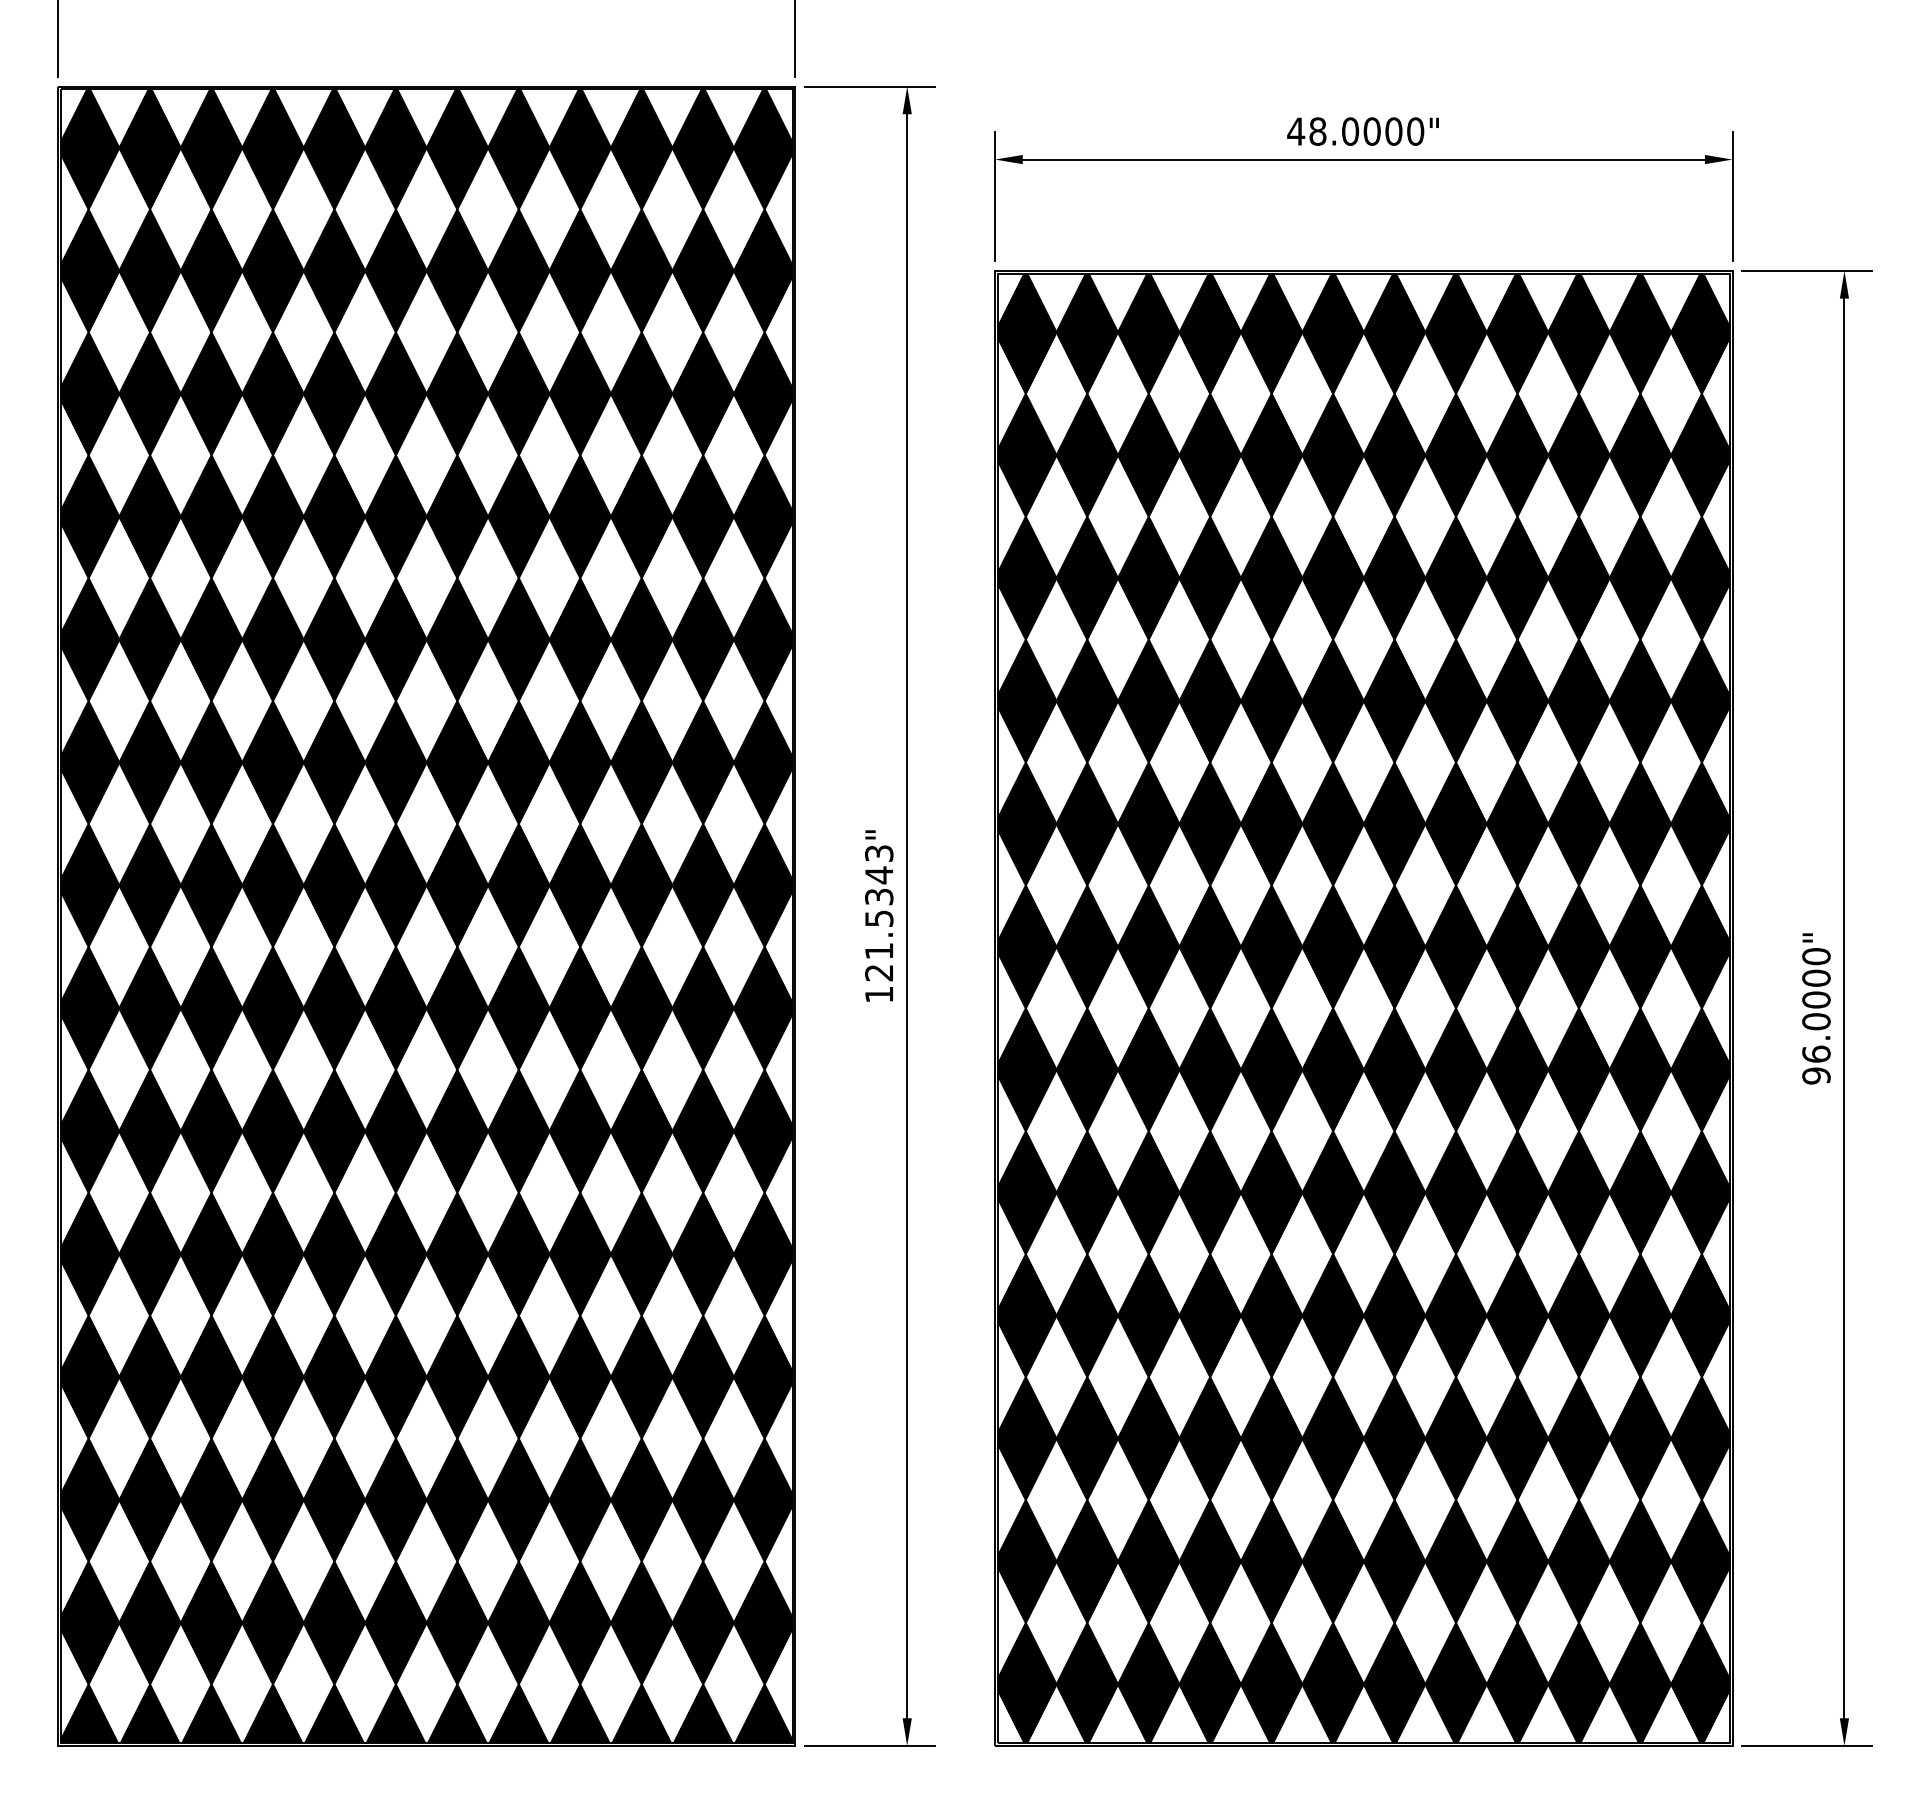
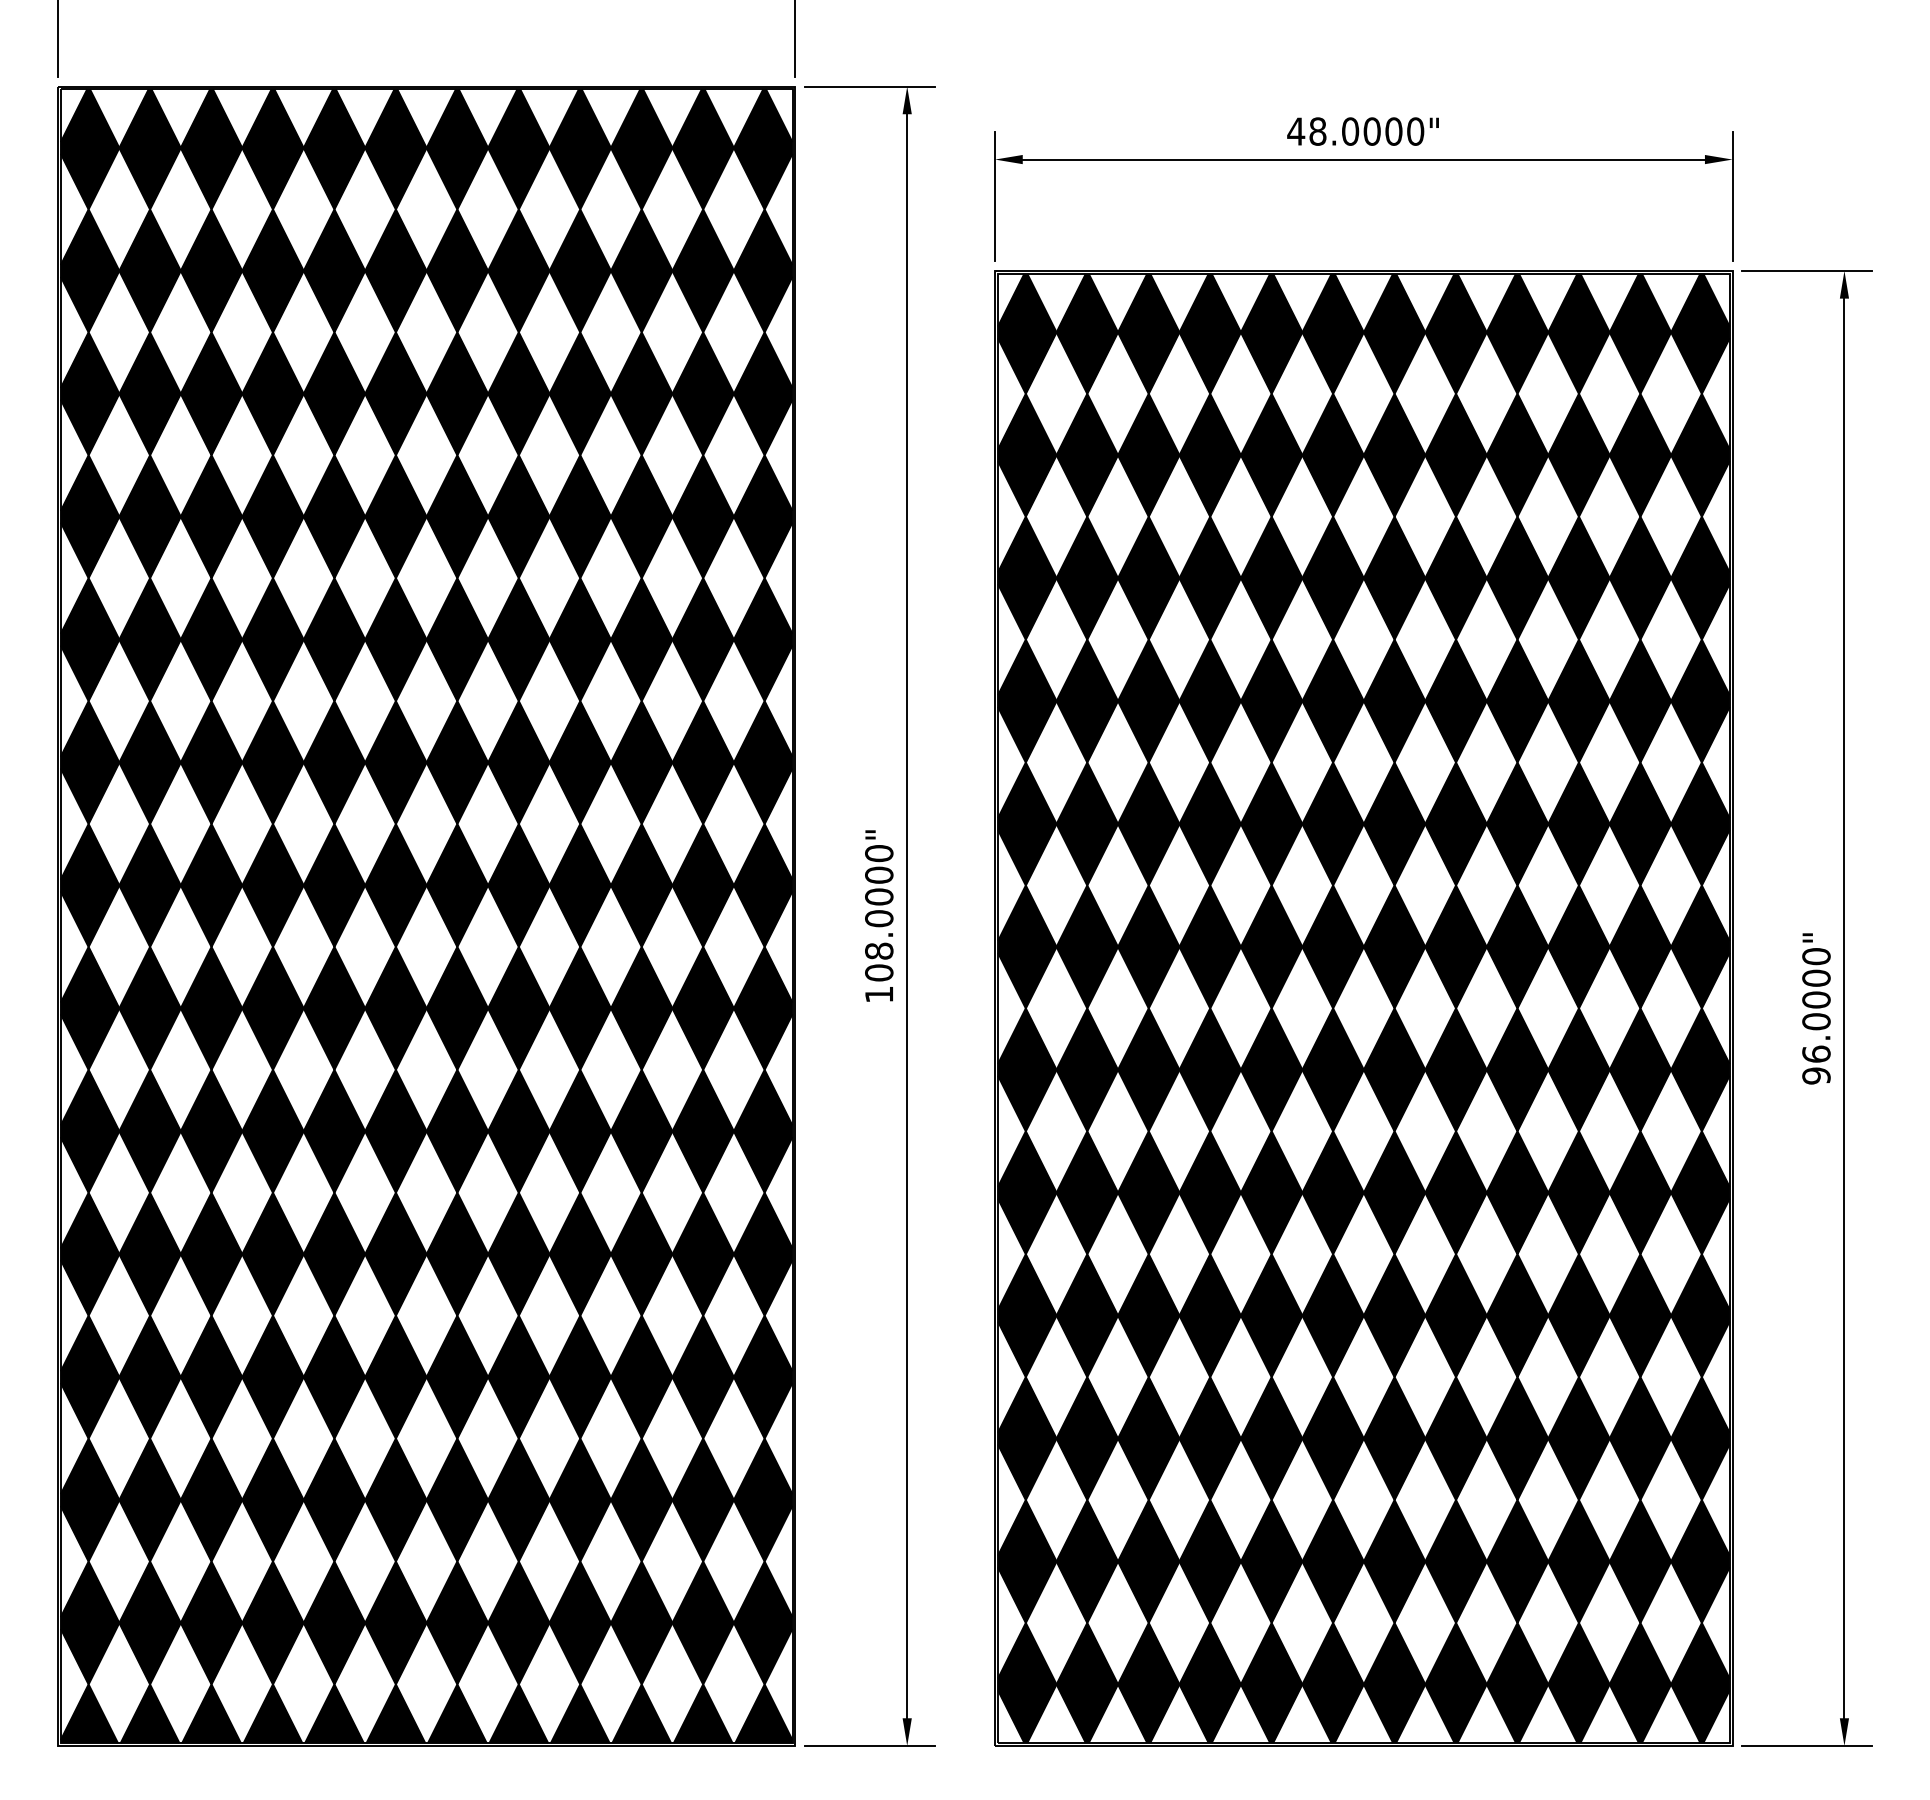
text: 121.5343" -> 108.0000" (879, 913)
